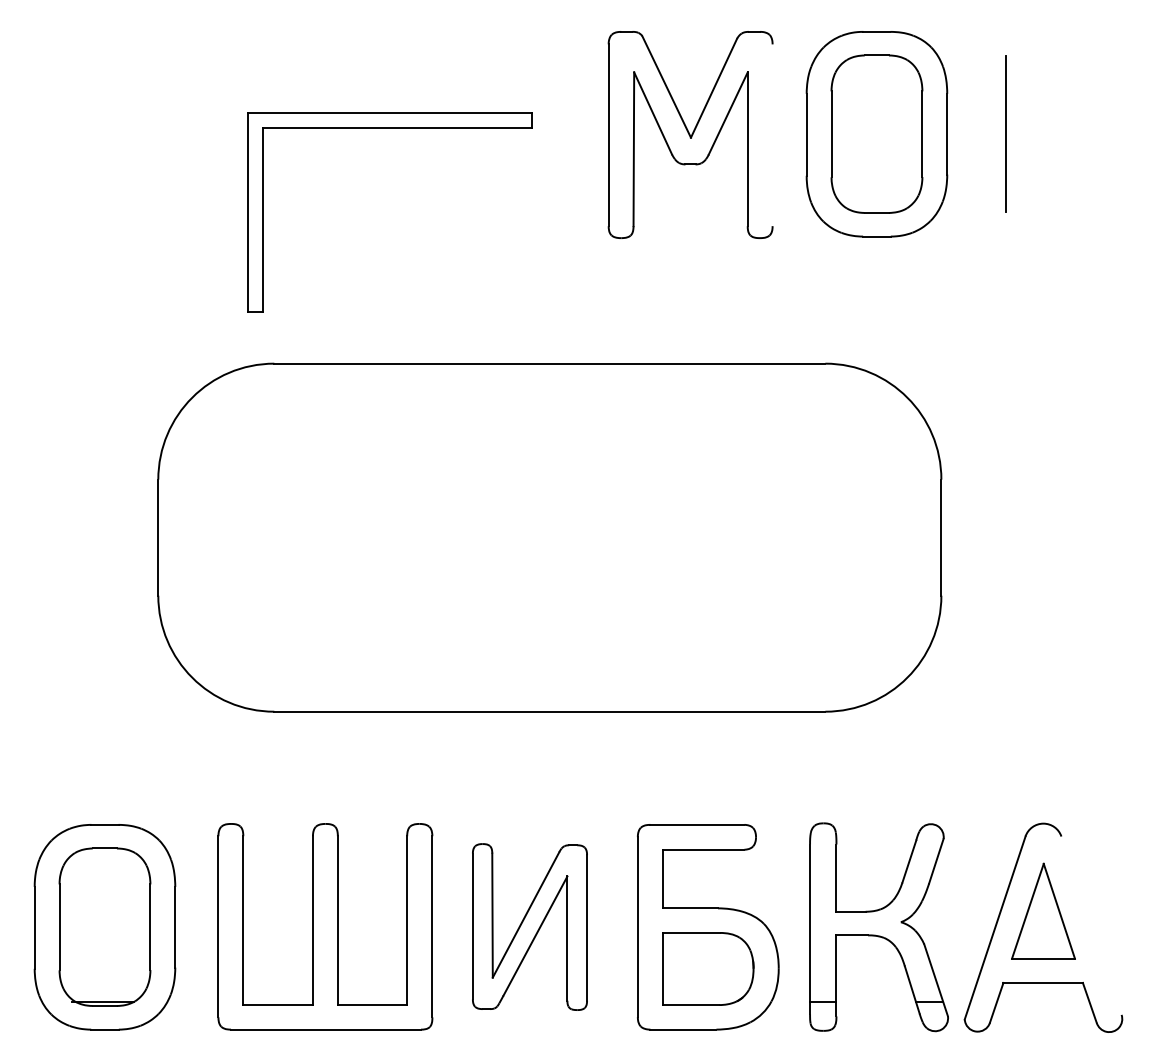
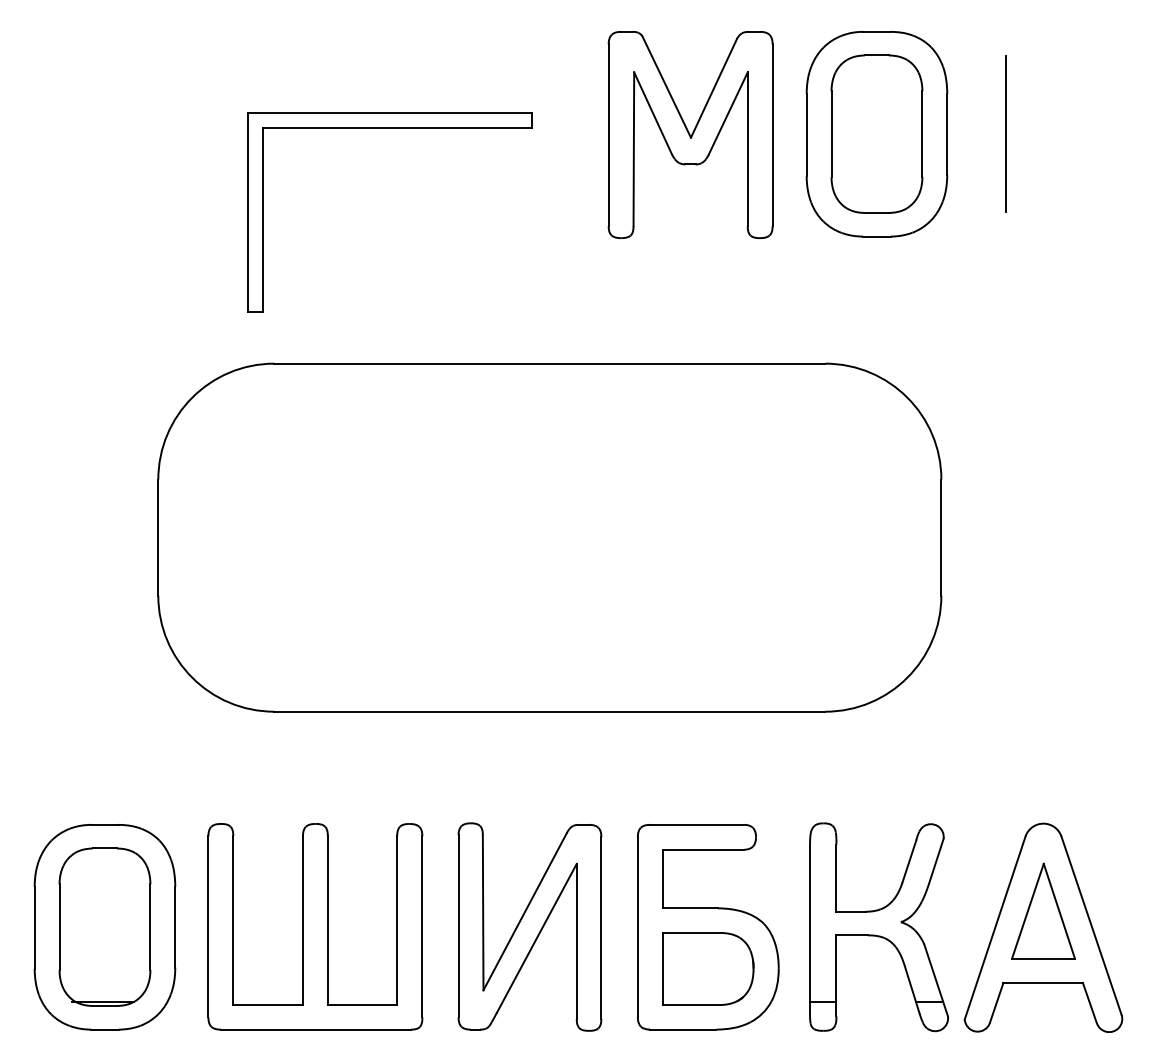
line: none -> present (772, 135)
line: none -> present (1091, 925)
part position: (325, 926) -> (315, 926) (315, 926)
part size: 116x168 px -> 146x210 px (529, 926)
